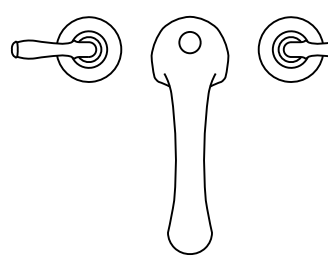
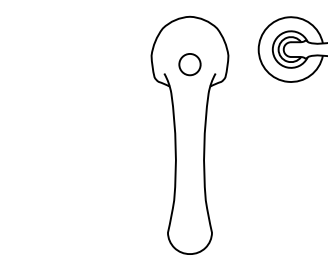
circle position: (189, 42) -> (189, 64) (189, 64)
part: present -> none (66, 49)
